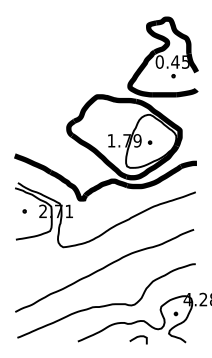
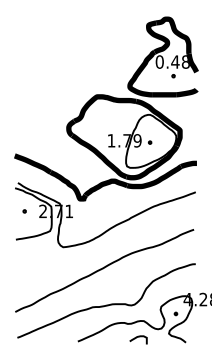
text: 0.45 -> 0.48 (185, 61)
